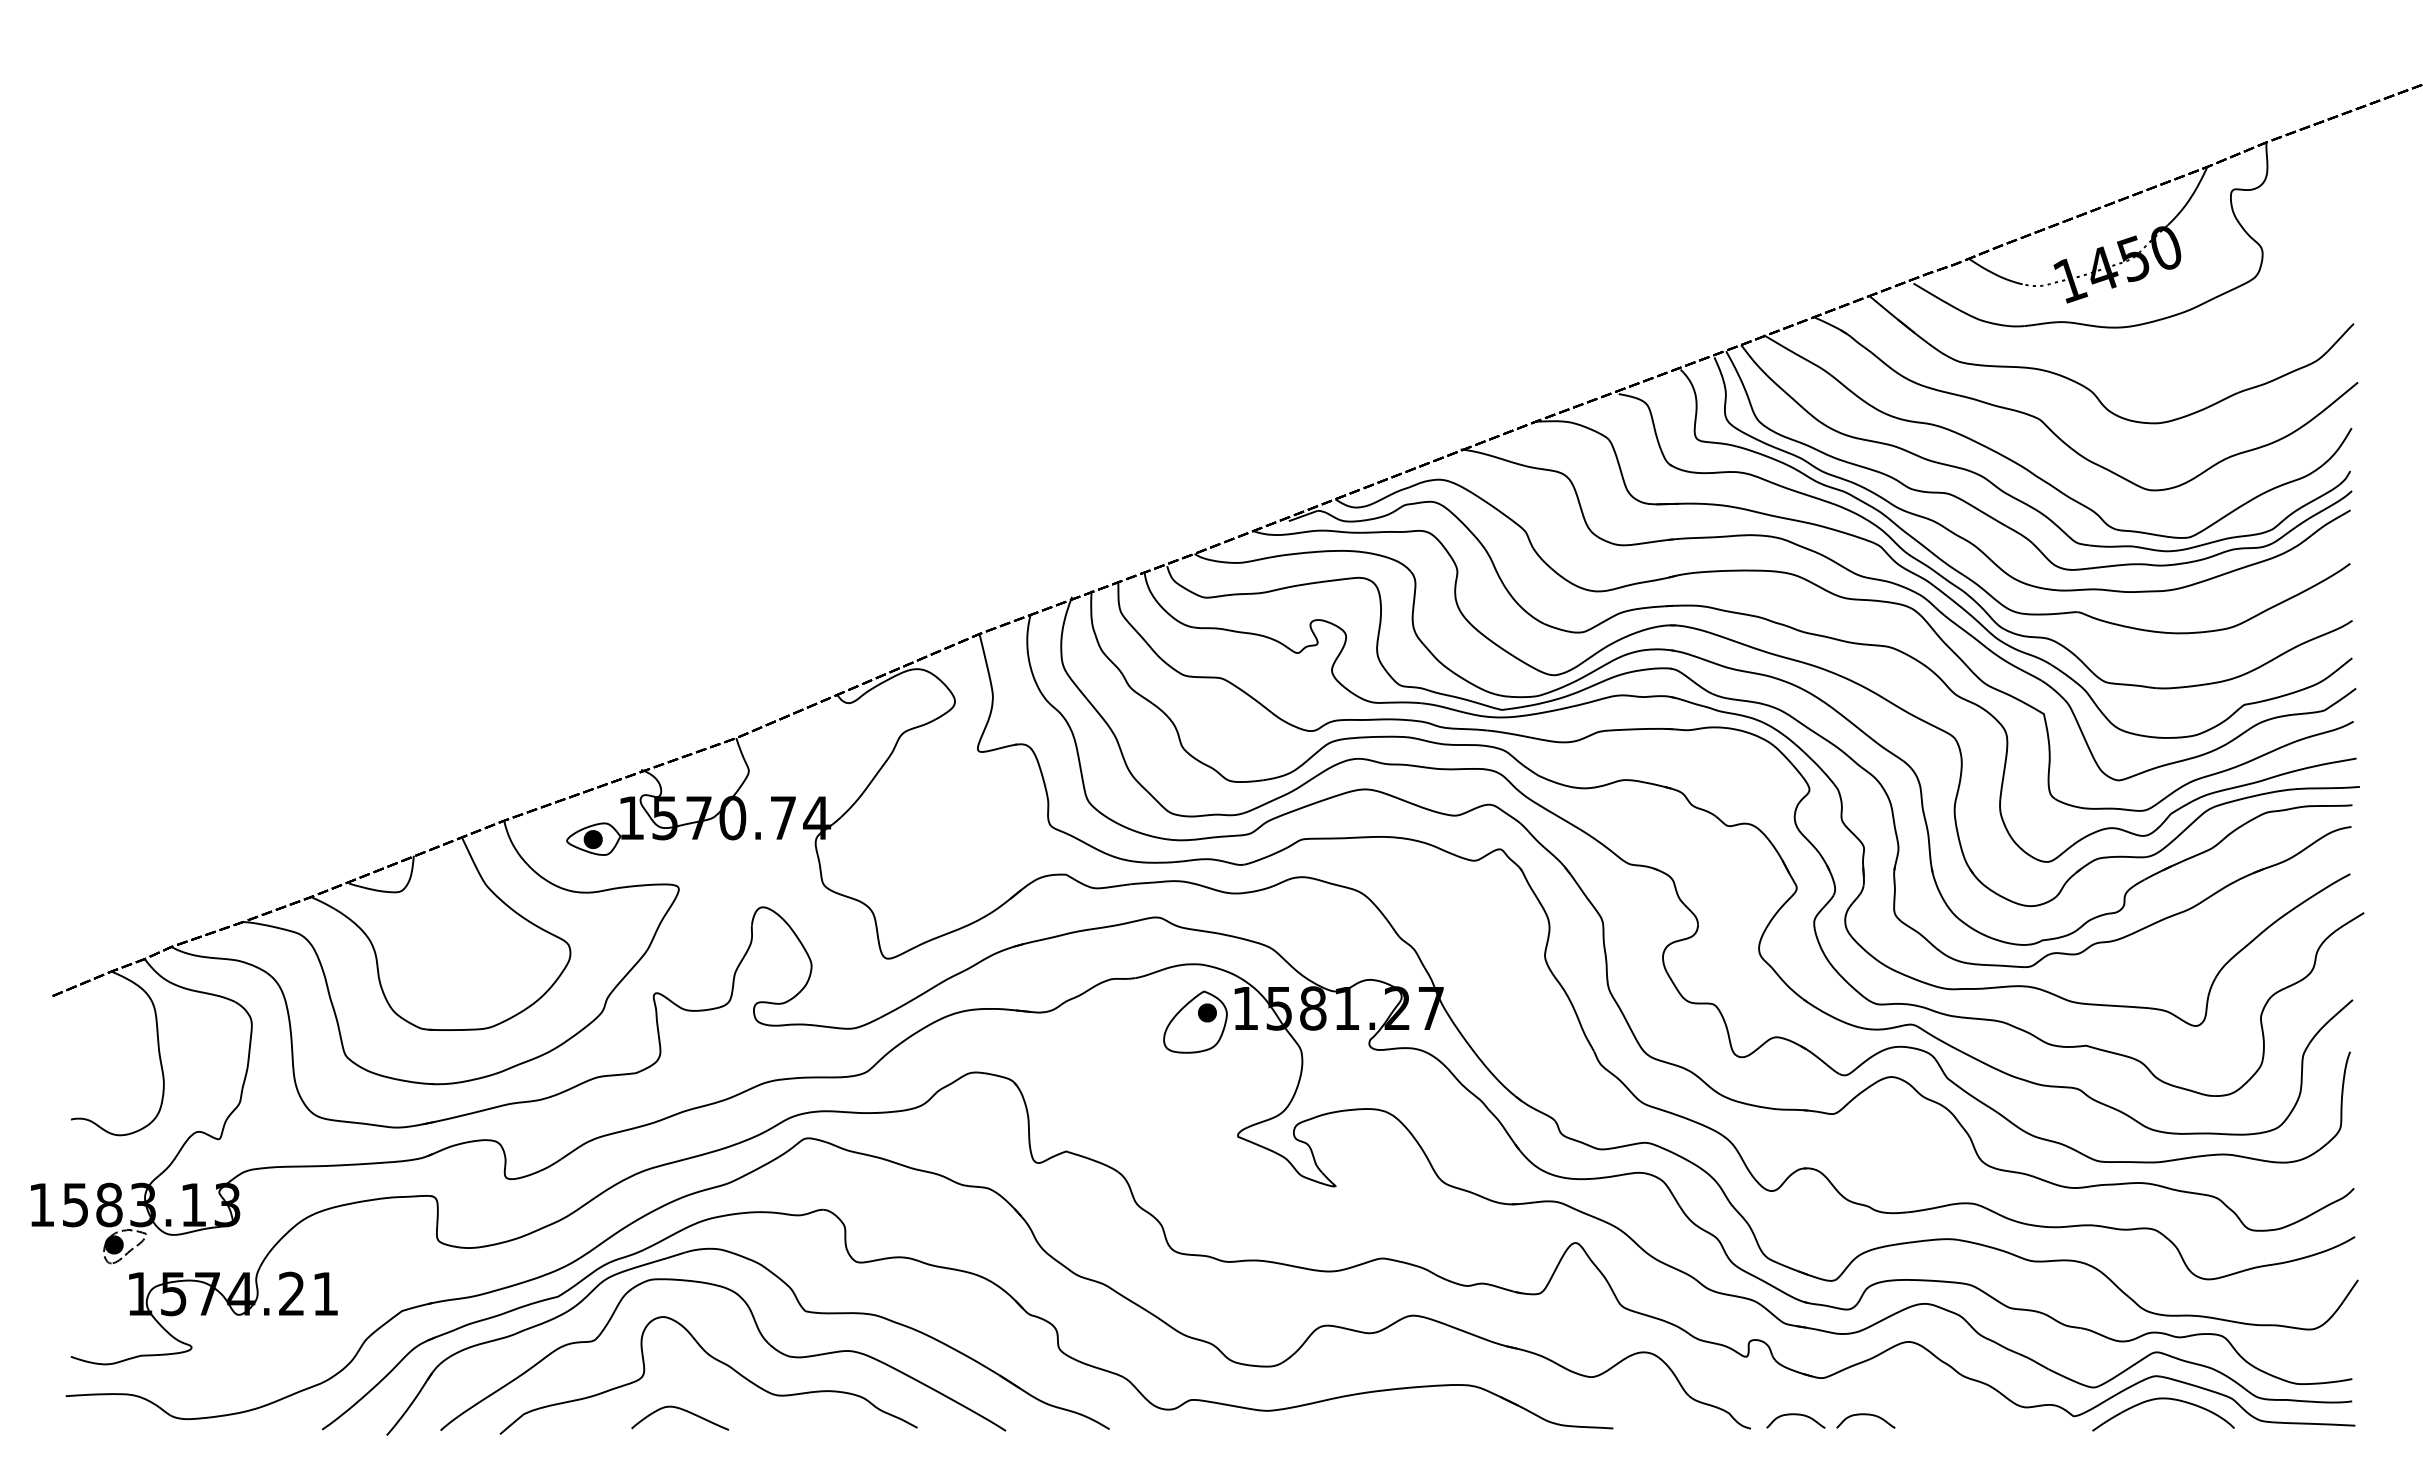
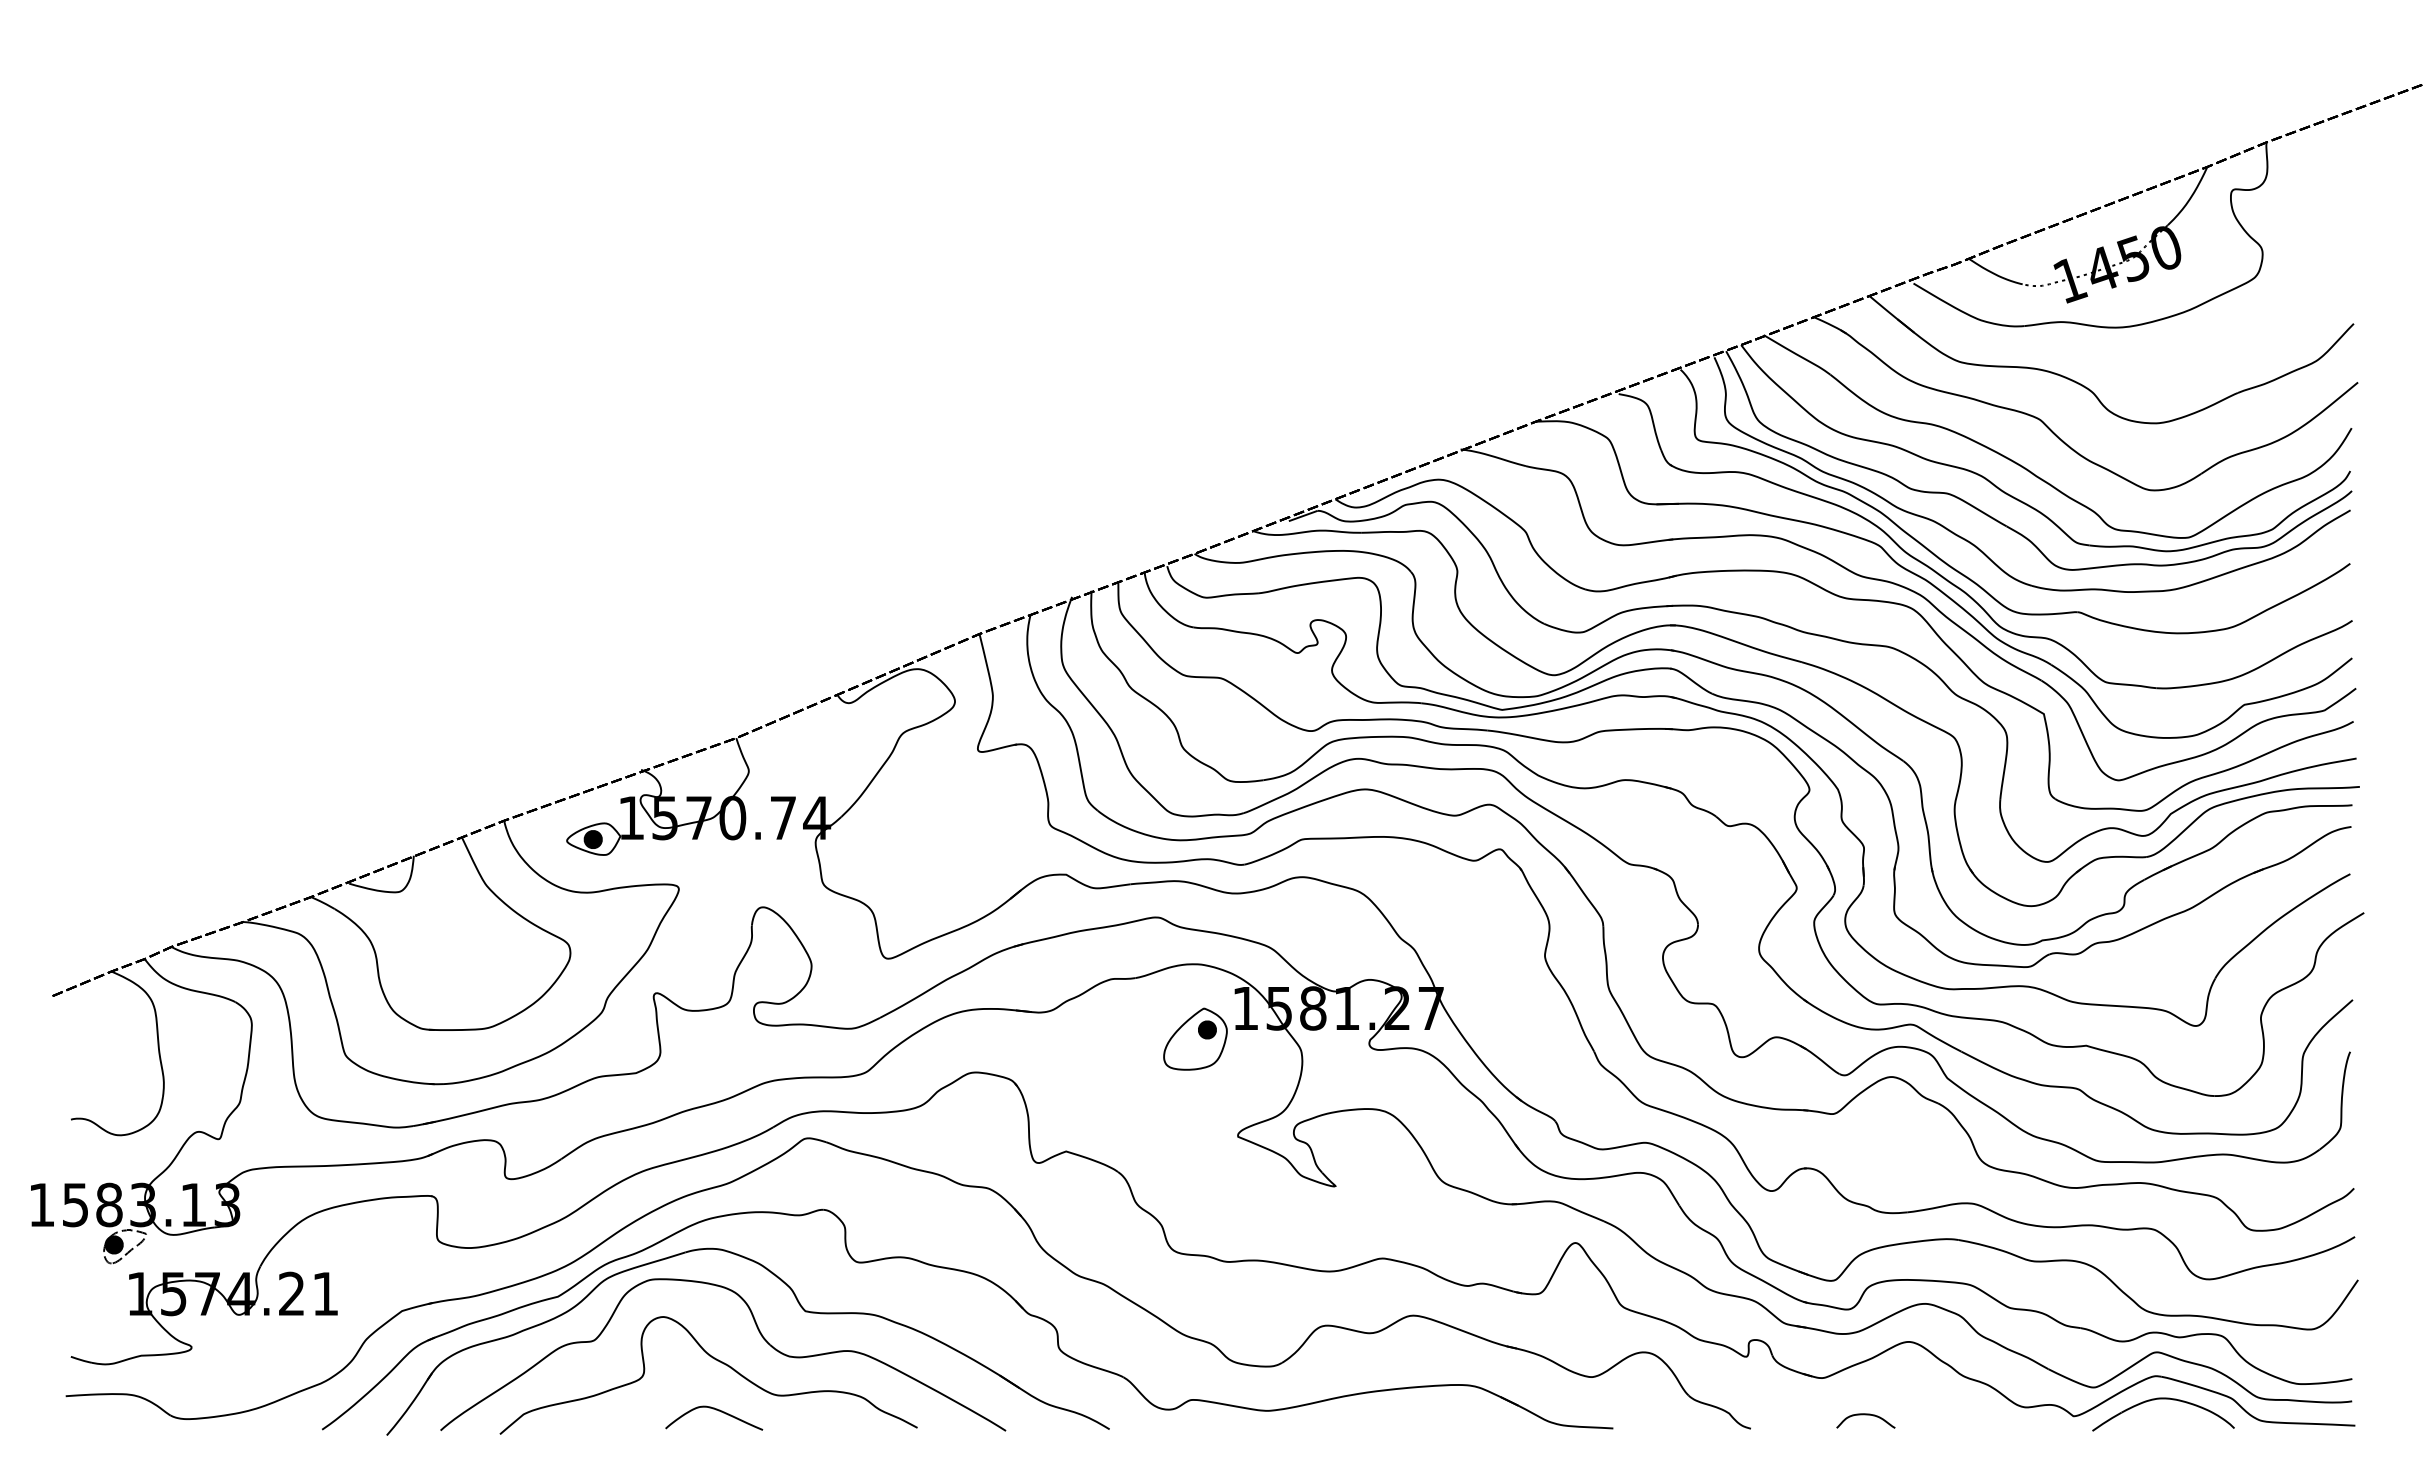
part position: (1195, 1021) -> (1195, 1038) (1195, 1038)
curve position: (684, 1411) -> (718, 1411) (718, 1411)
curve: present -> none (1795, 1415)
